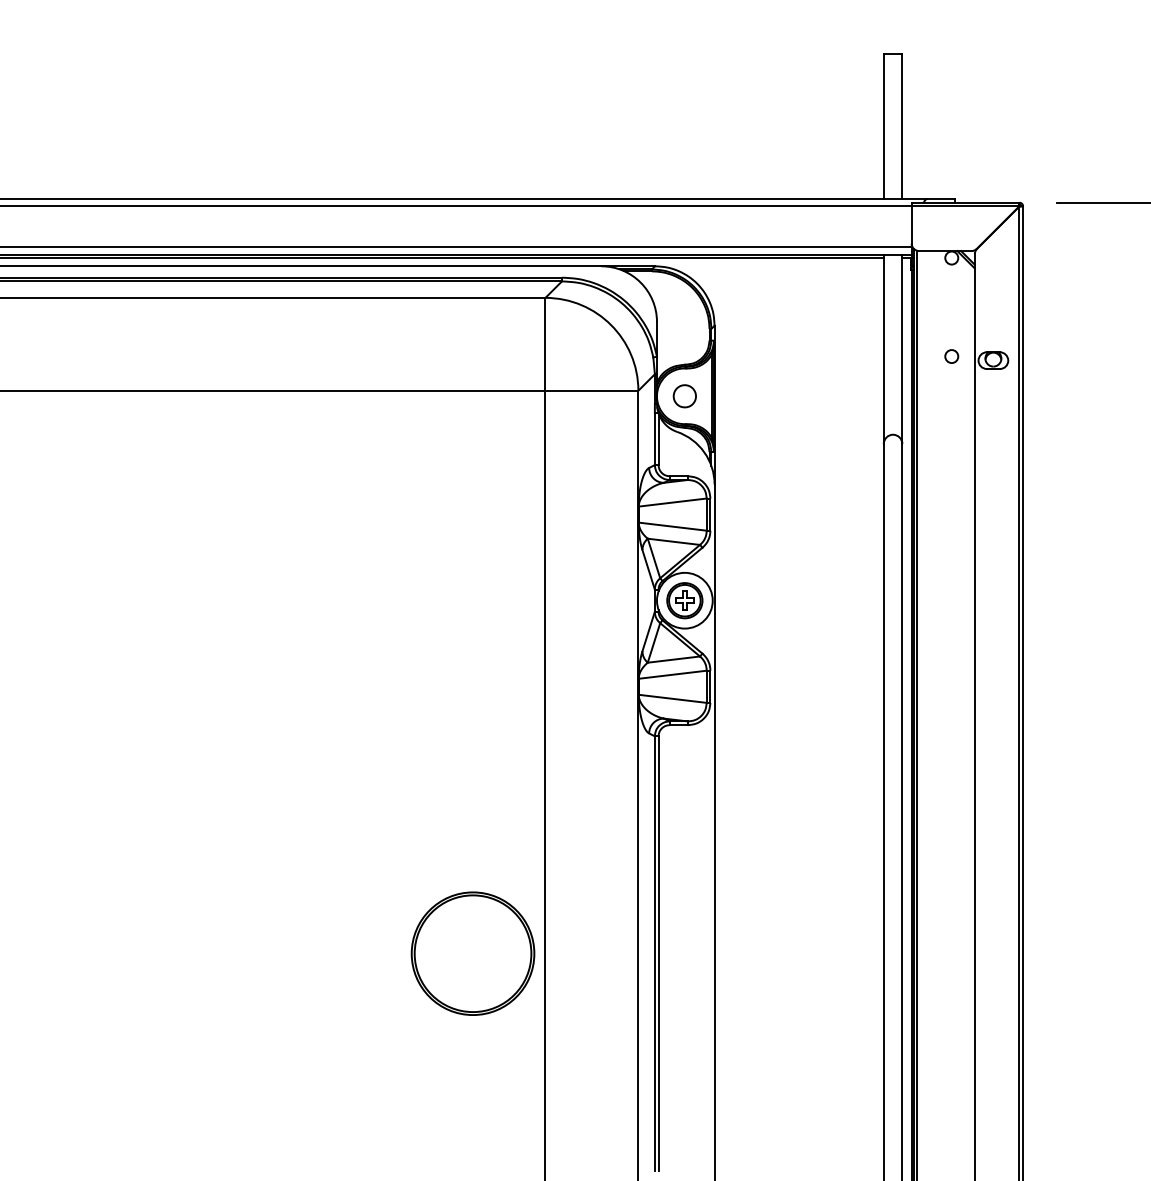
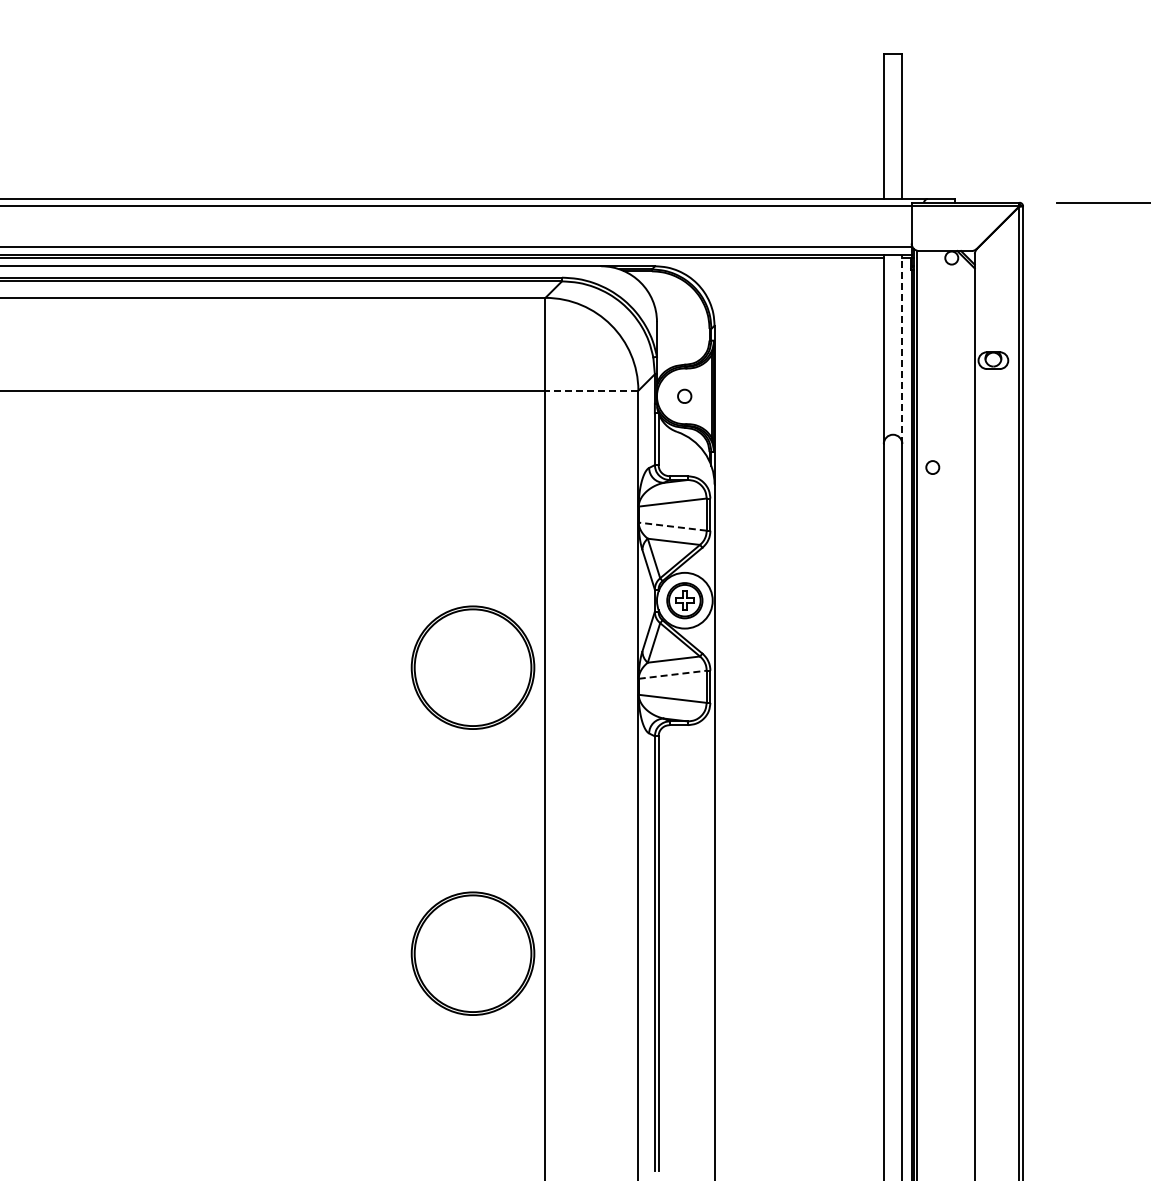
line: solid -> dashed (902, 349)
circle position: (951, 356) -> (932, 467) (932, 467)
line: solid -> dashed (591, 390)
part size: 25x25 px -> 16x16 px (684, 395)
line: solid -> dashed (672, 526)
part: none -> present (472, 667)
line: solid -> dashed (673, 674)
